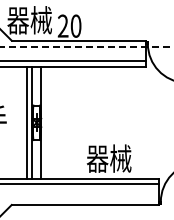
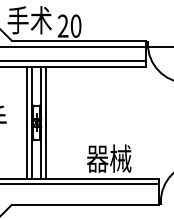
text: 器械 -> 手术 (29, 20)
line: dashed -> solid (87, 47)
line: none -> present (46, 122)
